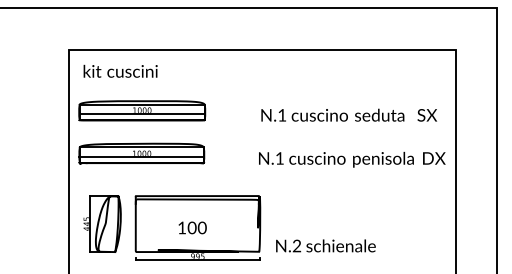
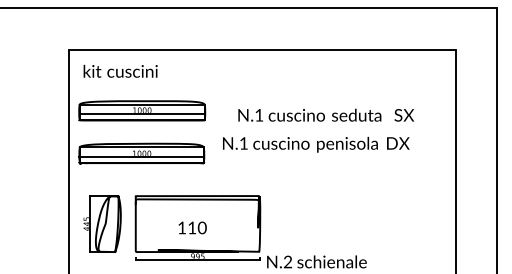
text position: (348, 114) -> (325, 114) (325, 114)
text position: (352, 159) -> (316, 144) (316, 144)
text: 100 -> 110 (191, 227)
text position: (325, 245) -> (316, 261) (316, 261)
